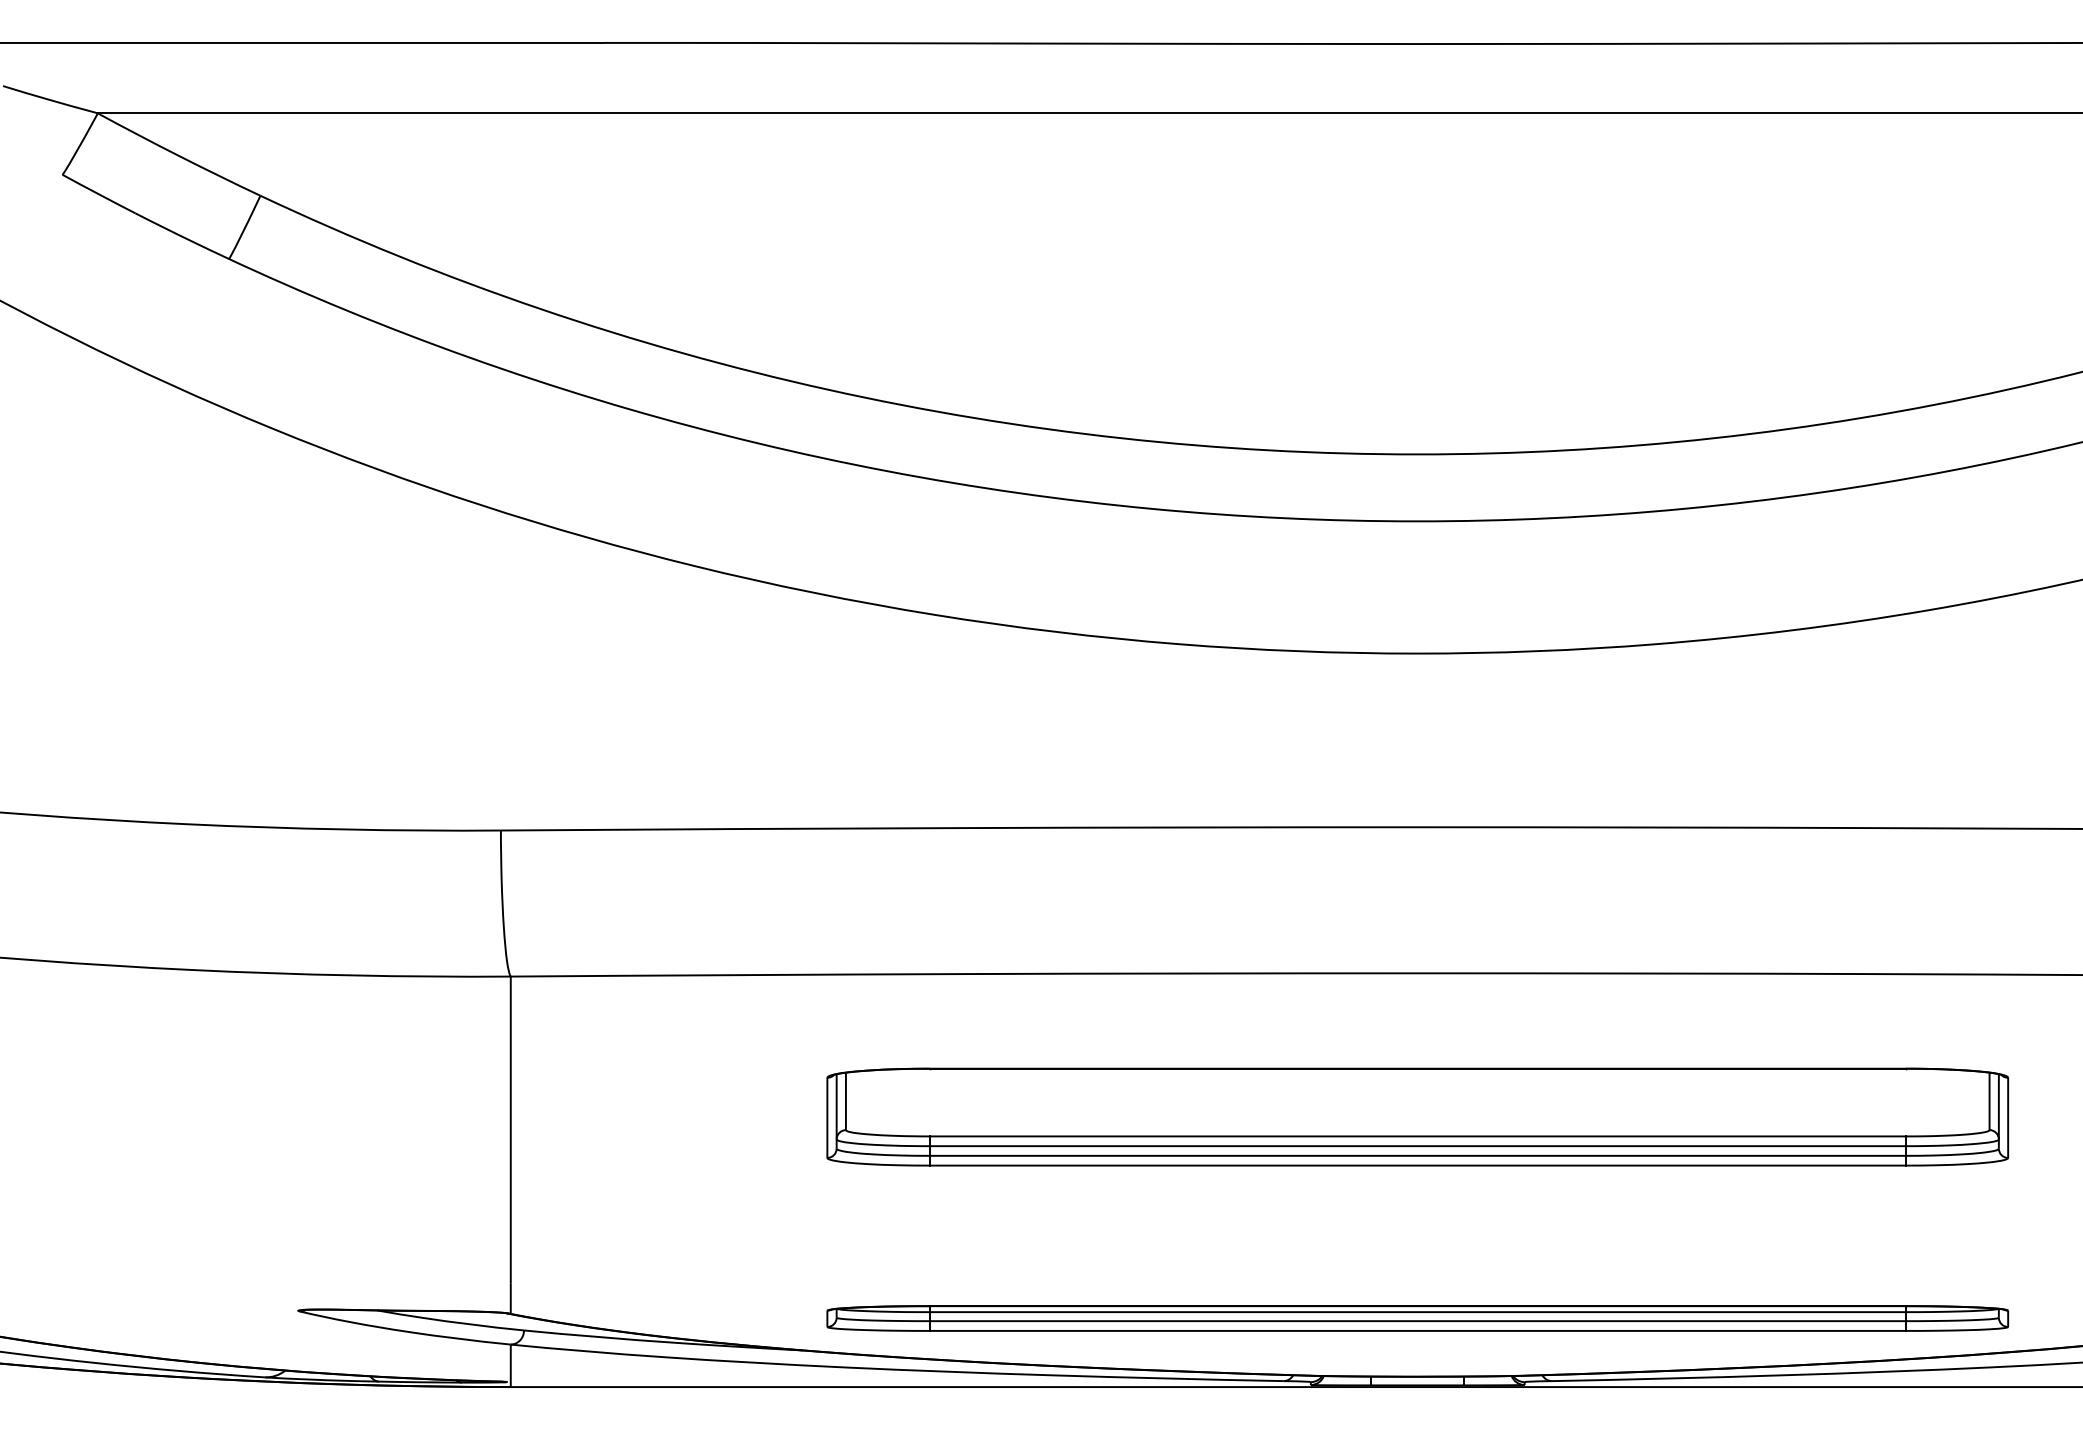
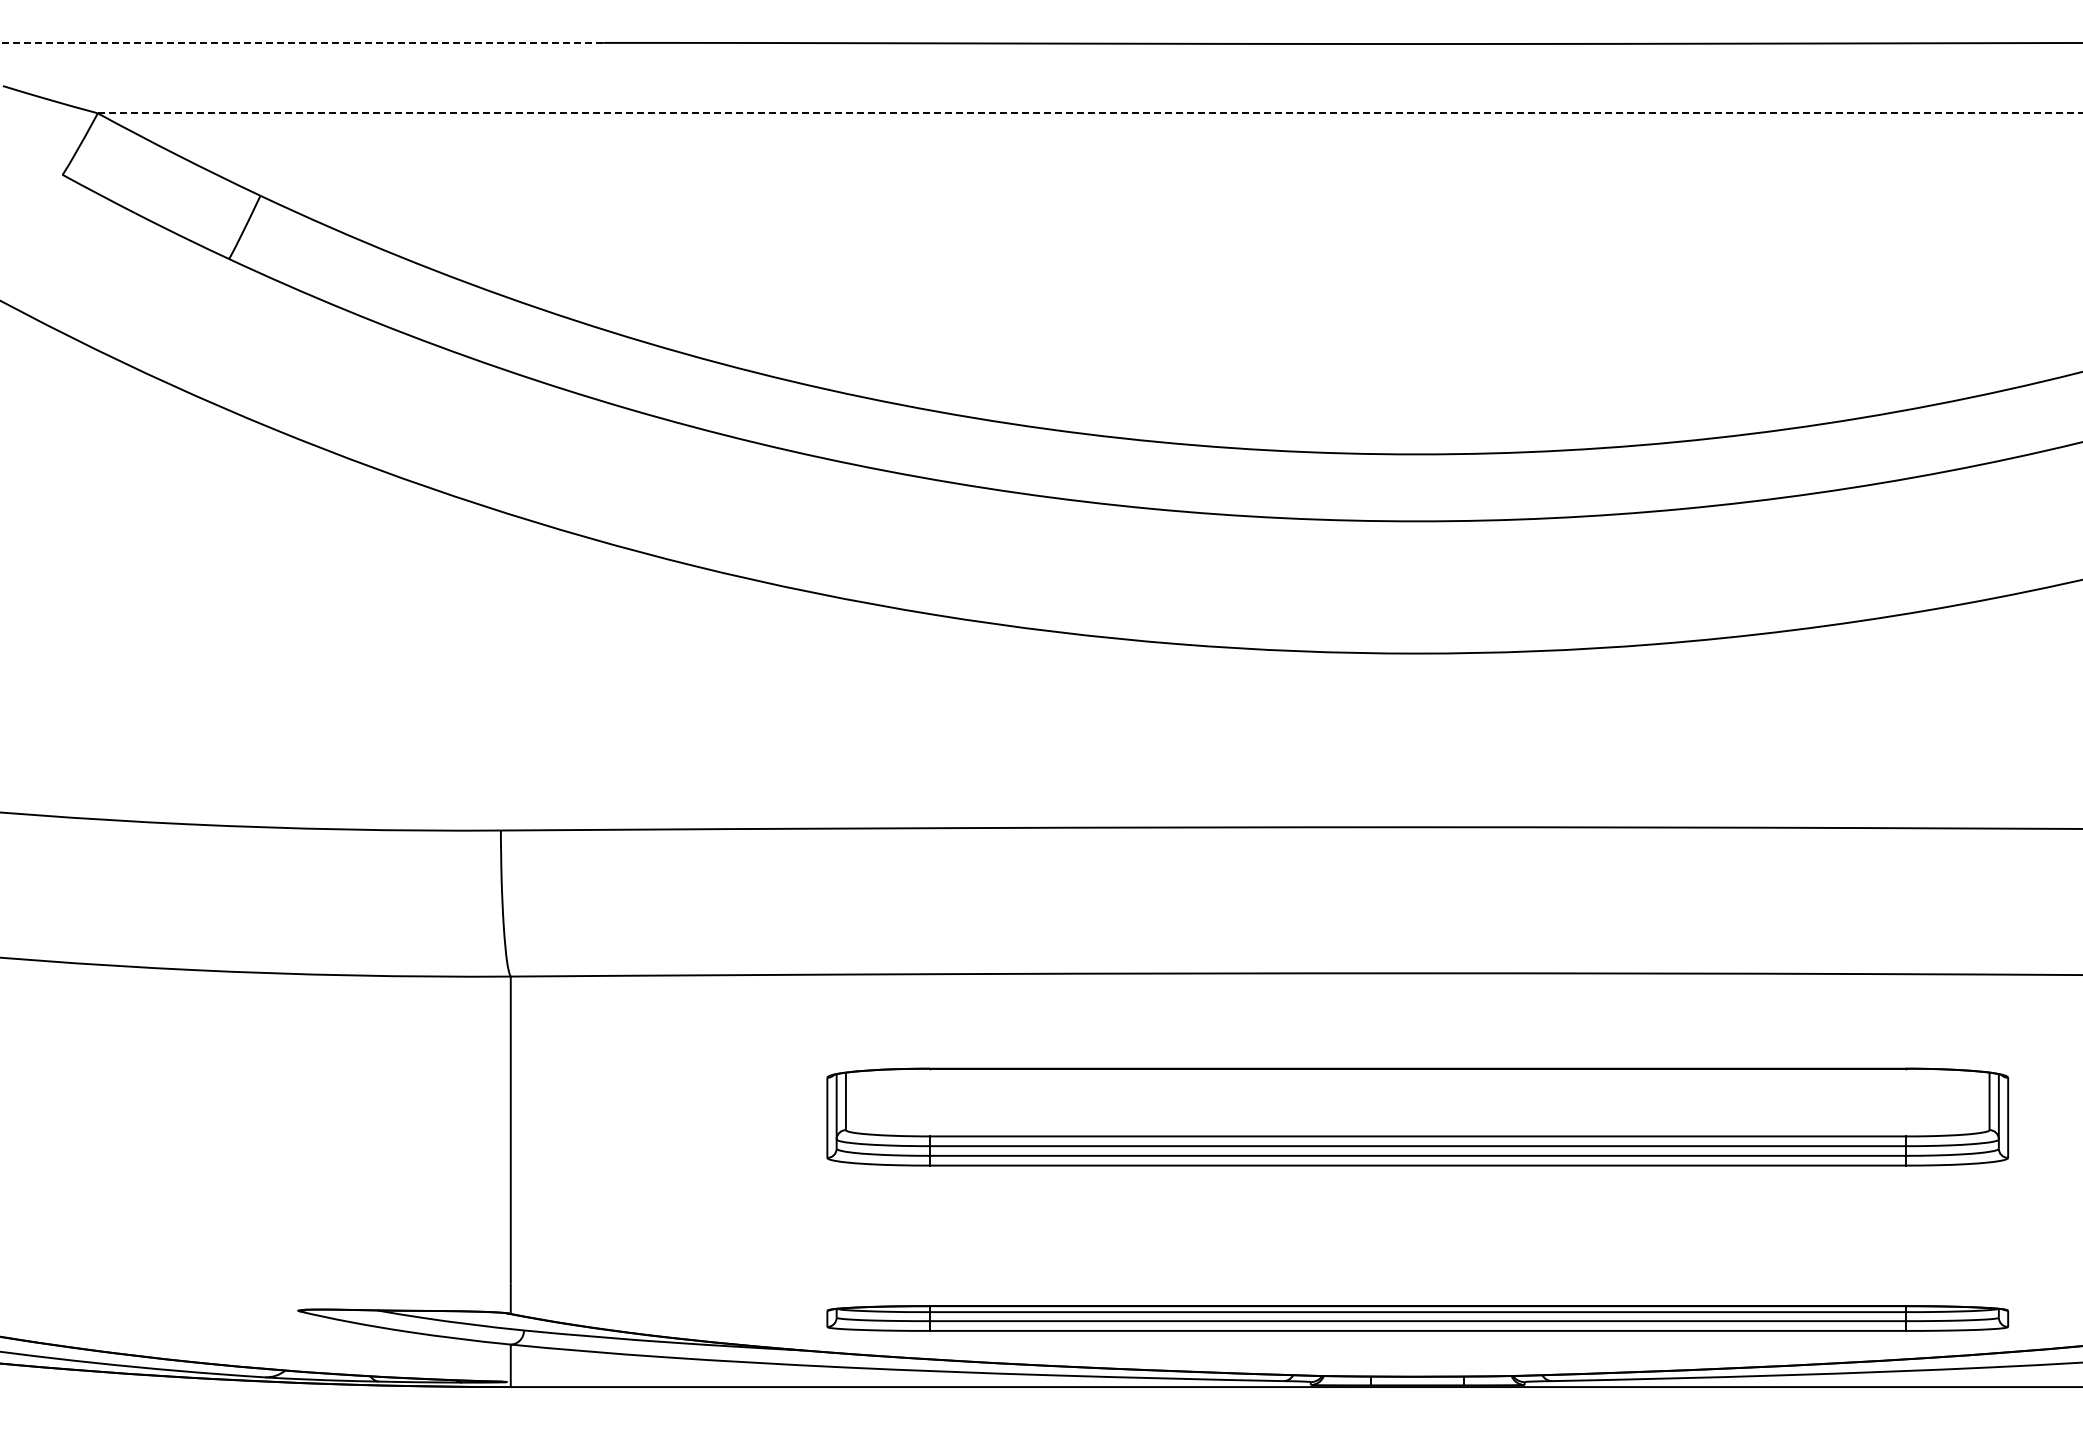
line: solid -> dashed (301, 42)
line: solid -> dashed (1090, 113)
